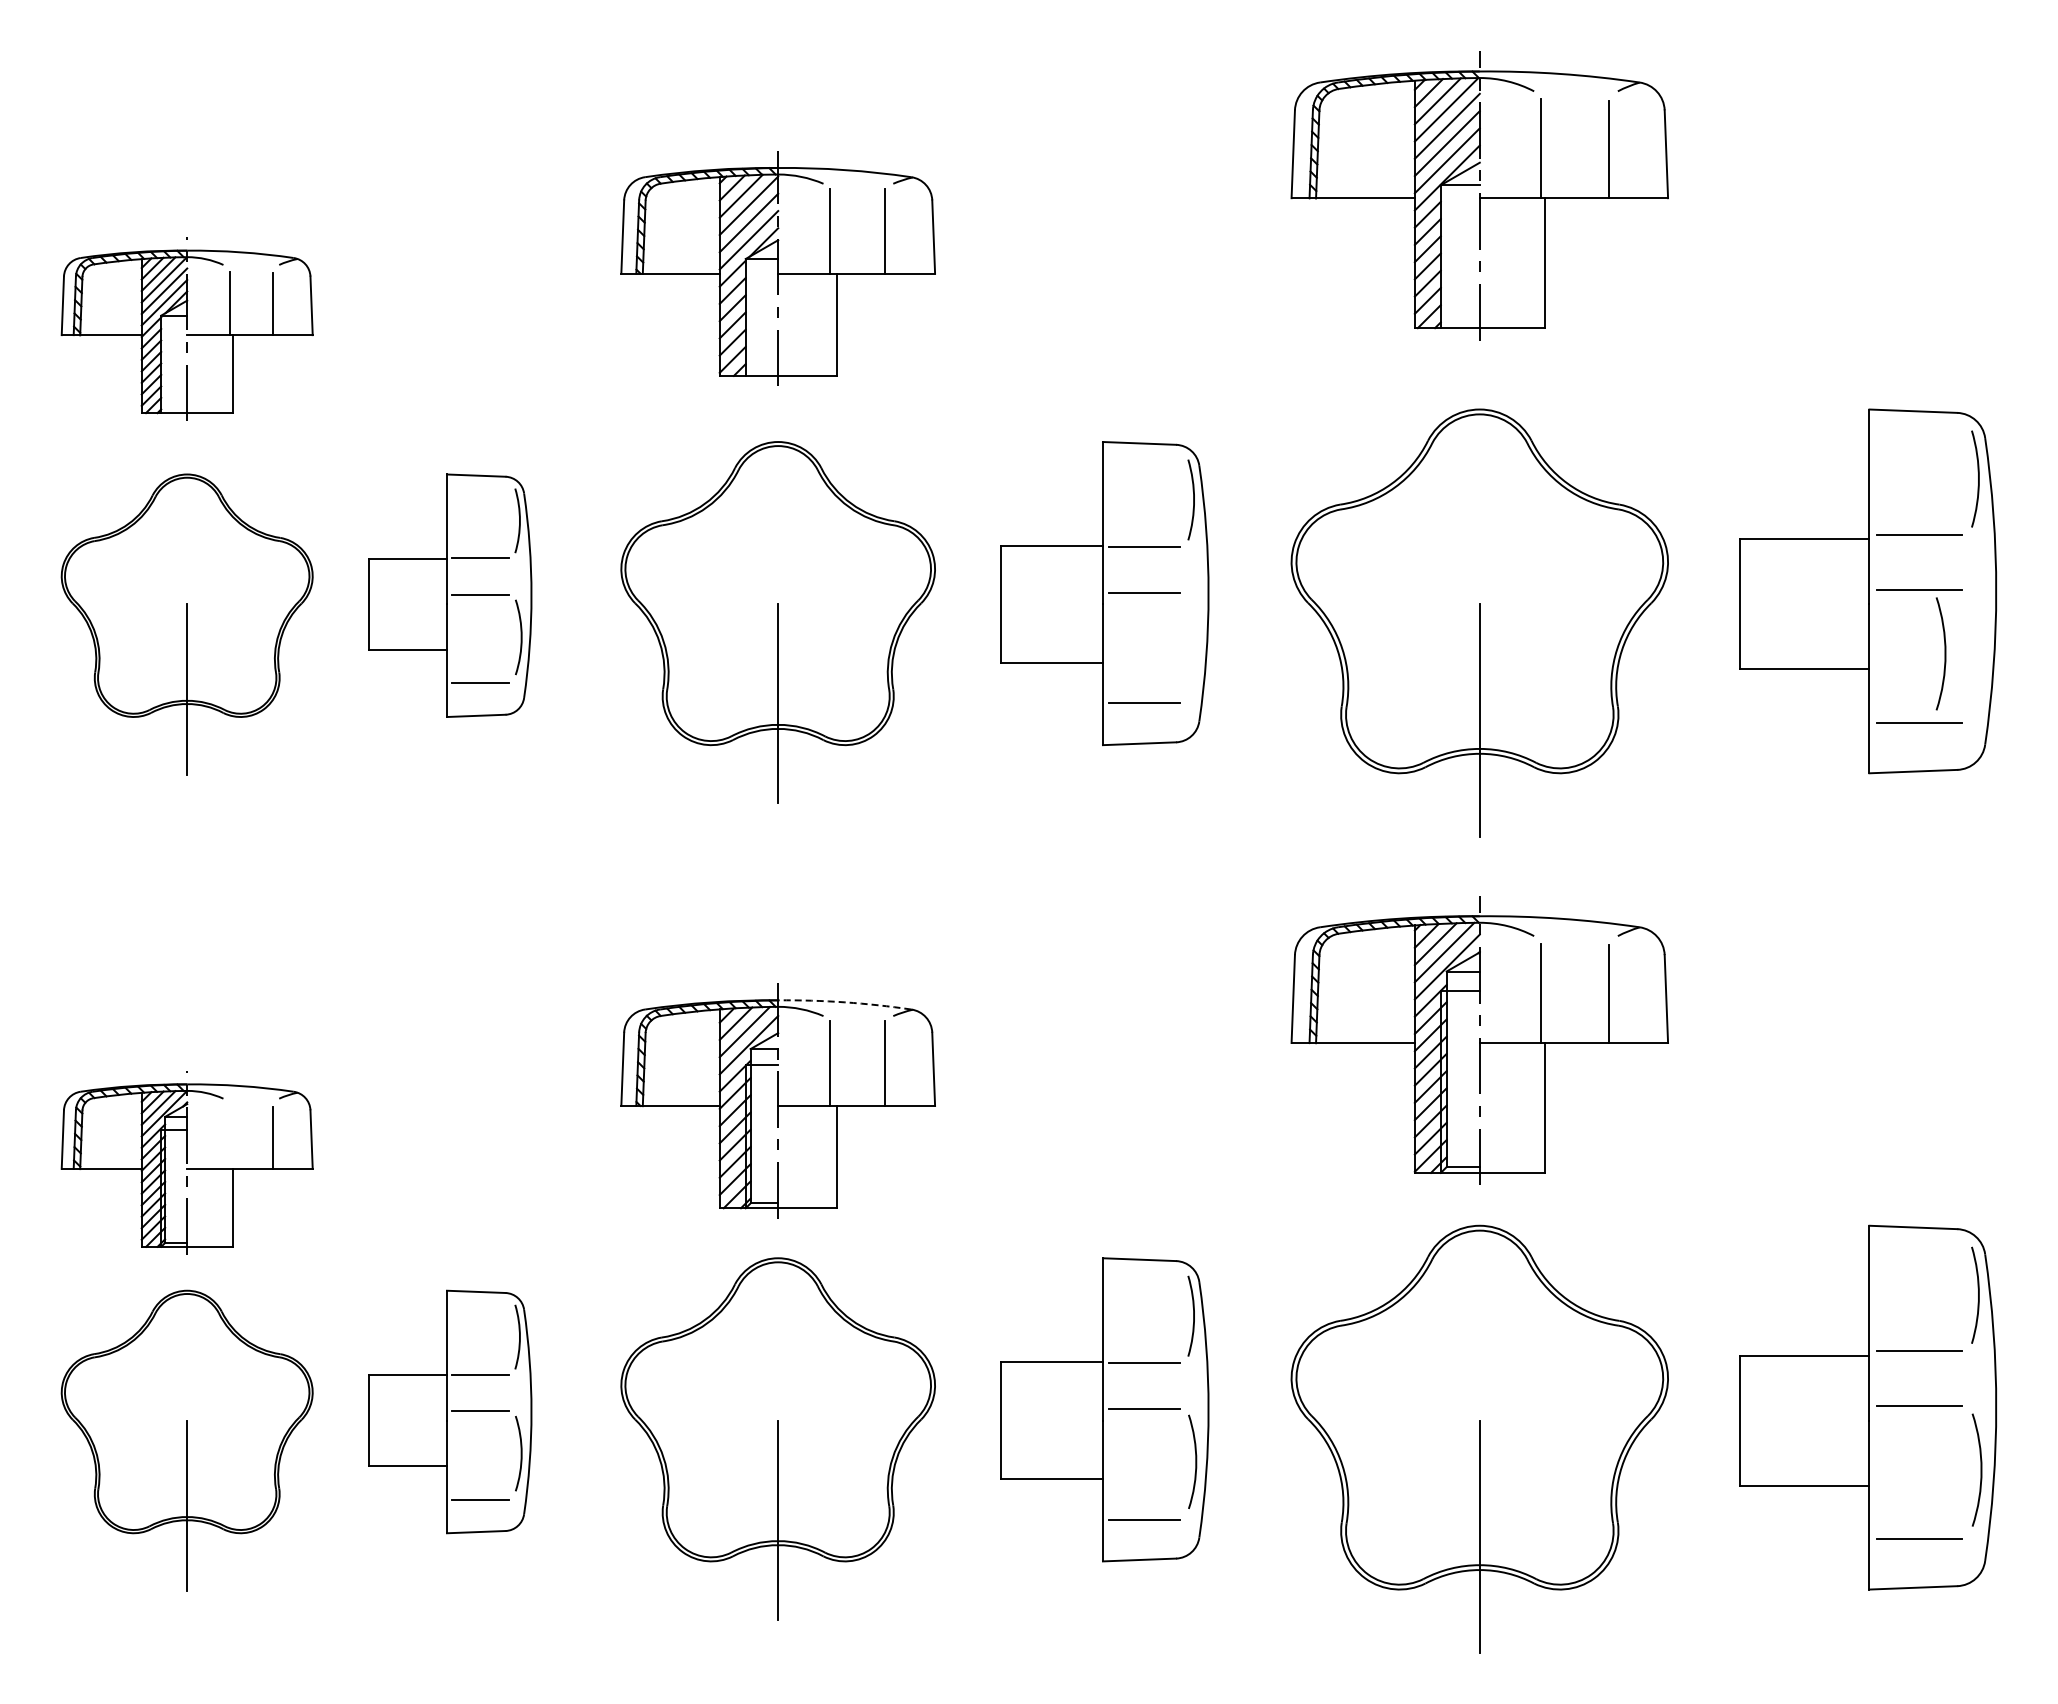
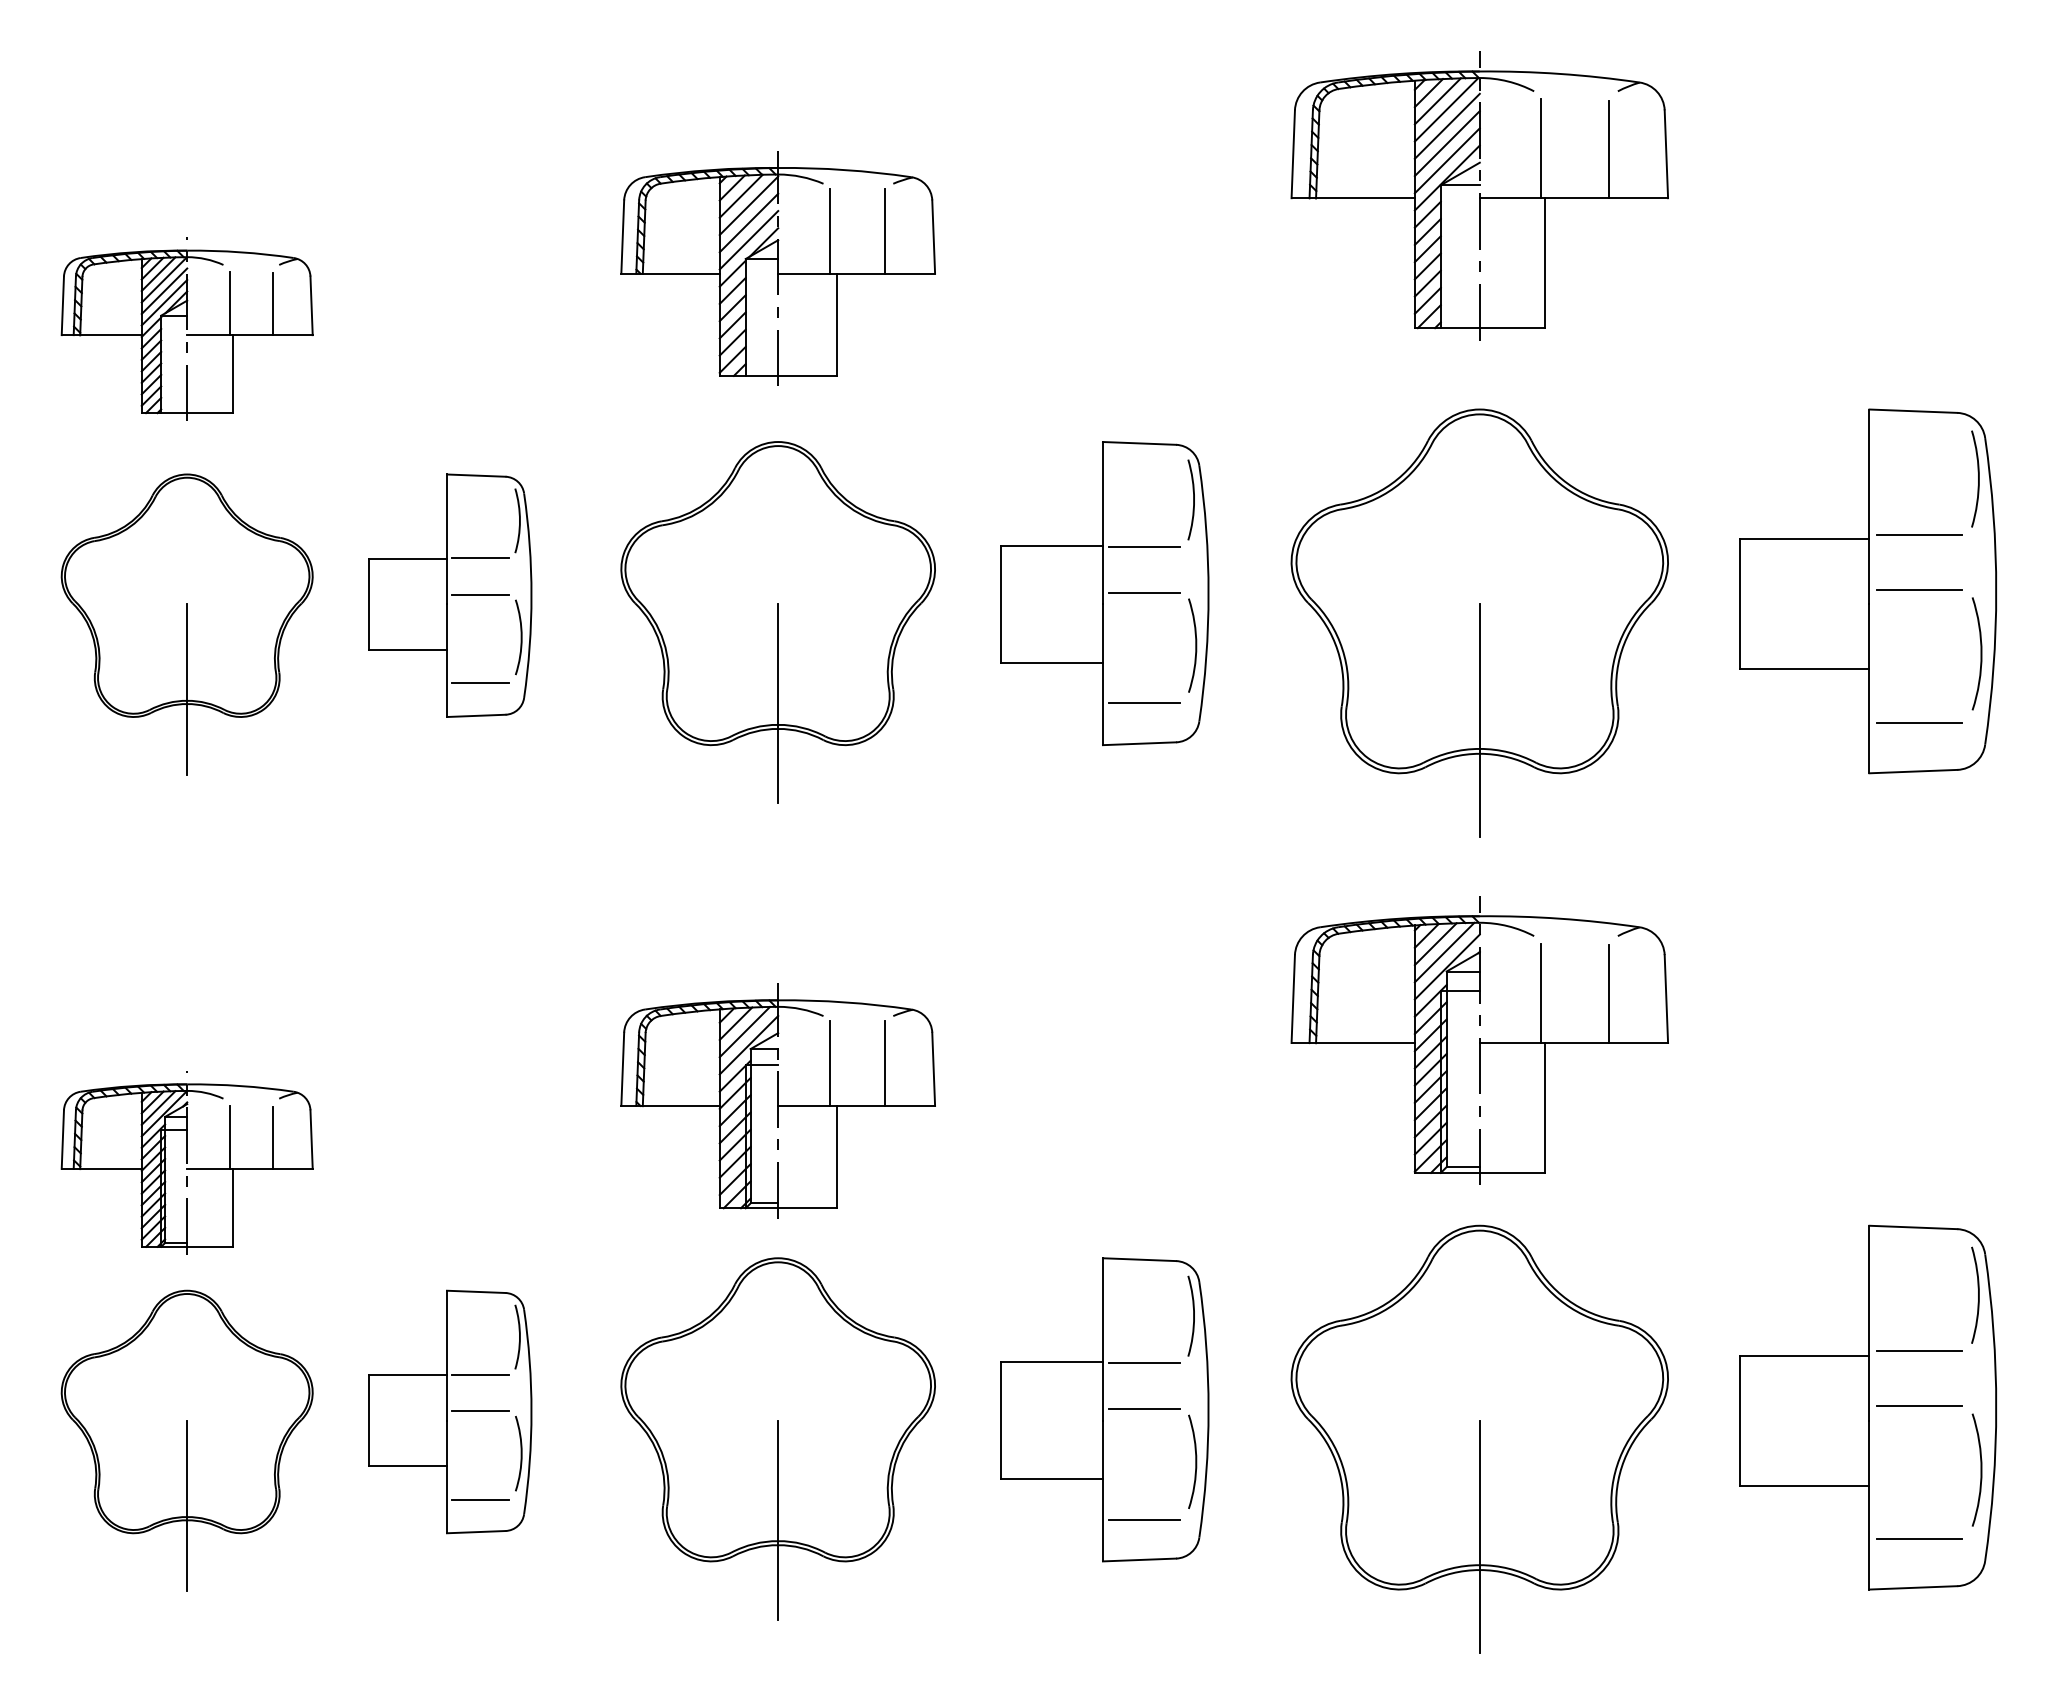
arc: none -> present (1195, 645)
arc position: (1944, 653) -> (1980, 653) (1980, 653)
arc: dashed -> solid (844, 1002)
line: none -> present (230, 1136)
